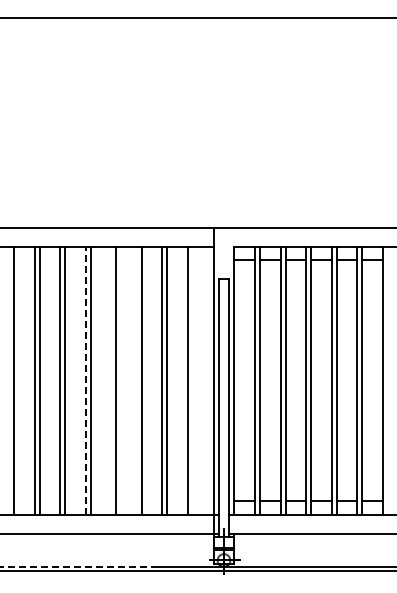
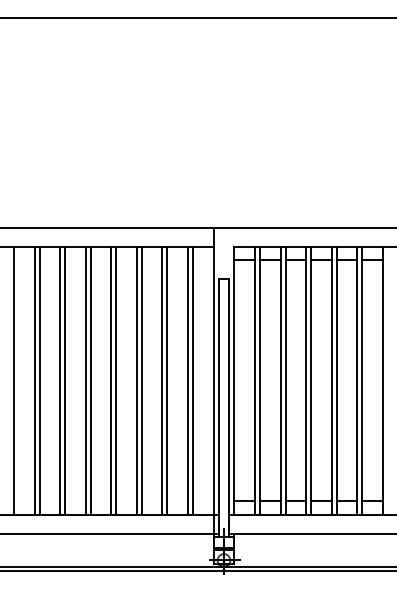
line: dashed -> solid (85, 380)
line: none -> present (111, 380)
line: none -> present (136, 380)
line: none -> present (192, 380)
line: dashed -> solid (79, 566)
